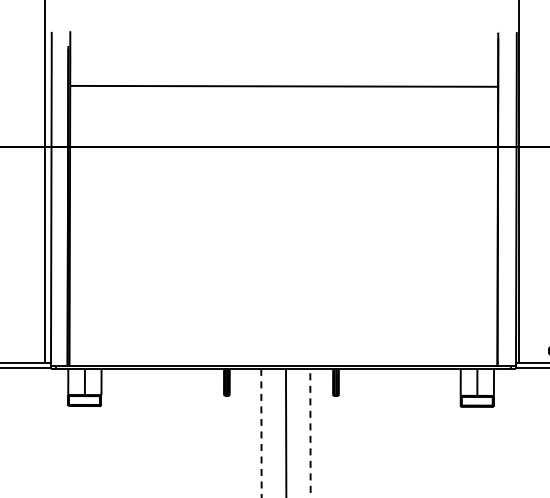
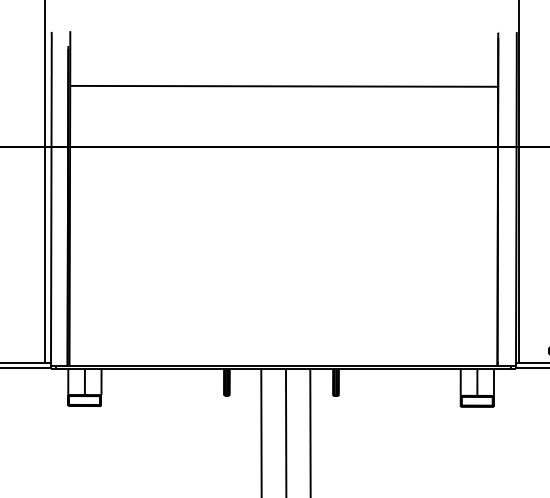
line: dashed -> solid (310, 432)
line: dashed -> solid (261, 433)
